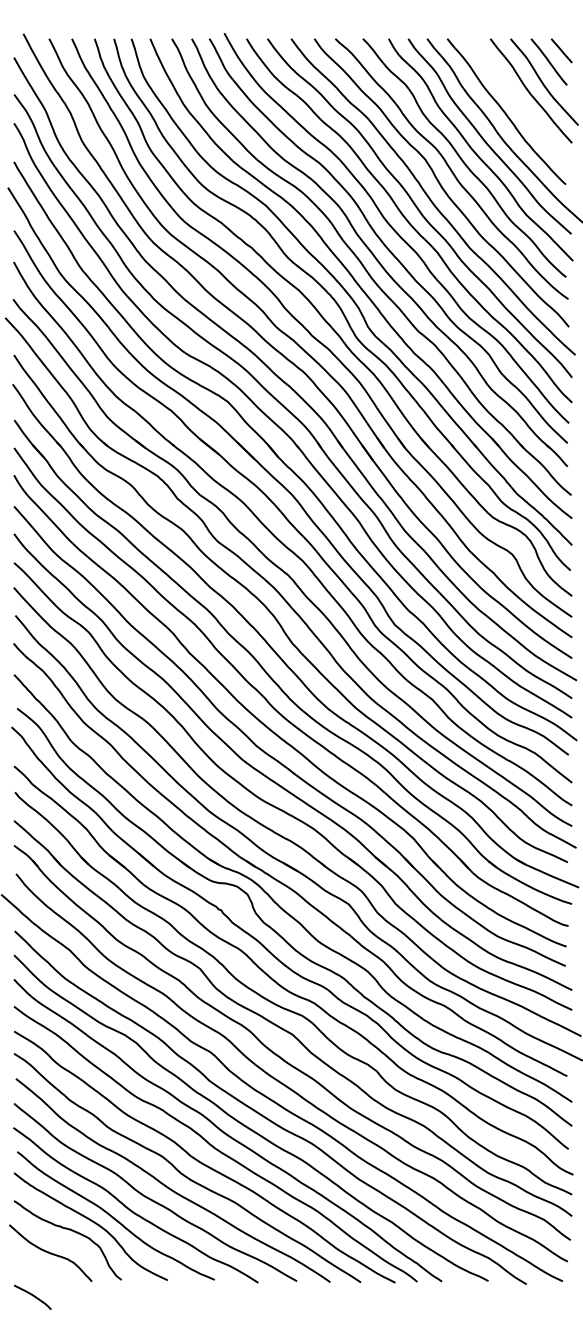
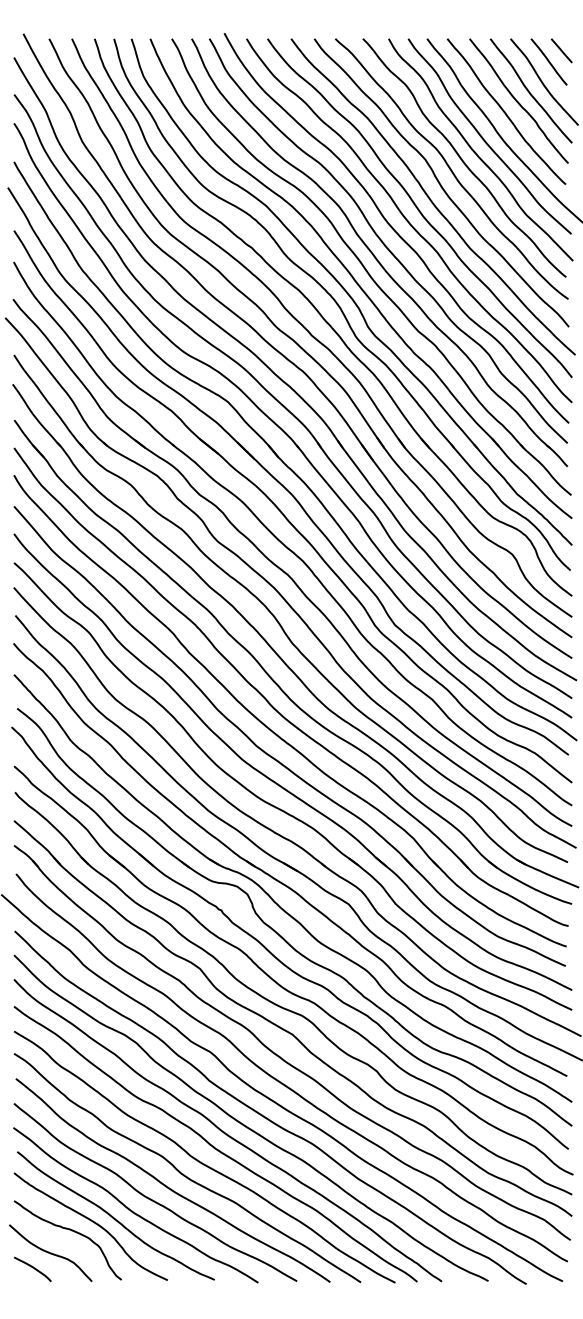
curve: none -> present (517, 100)
curve position: (32, 1296) -> (32, 1268) (32, 1268)
